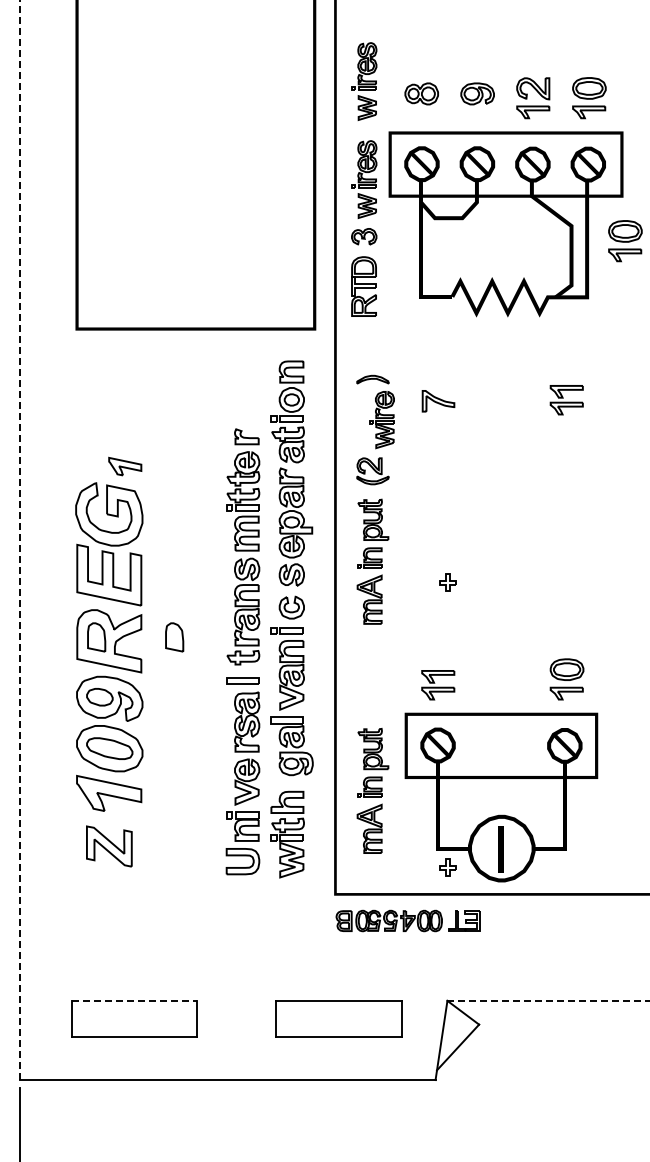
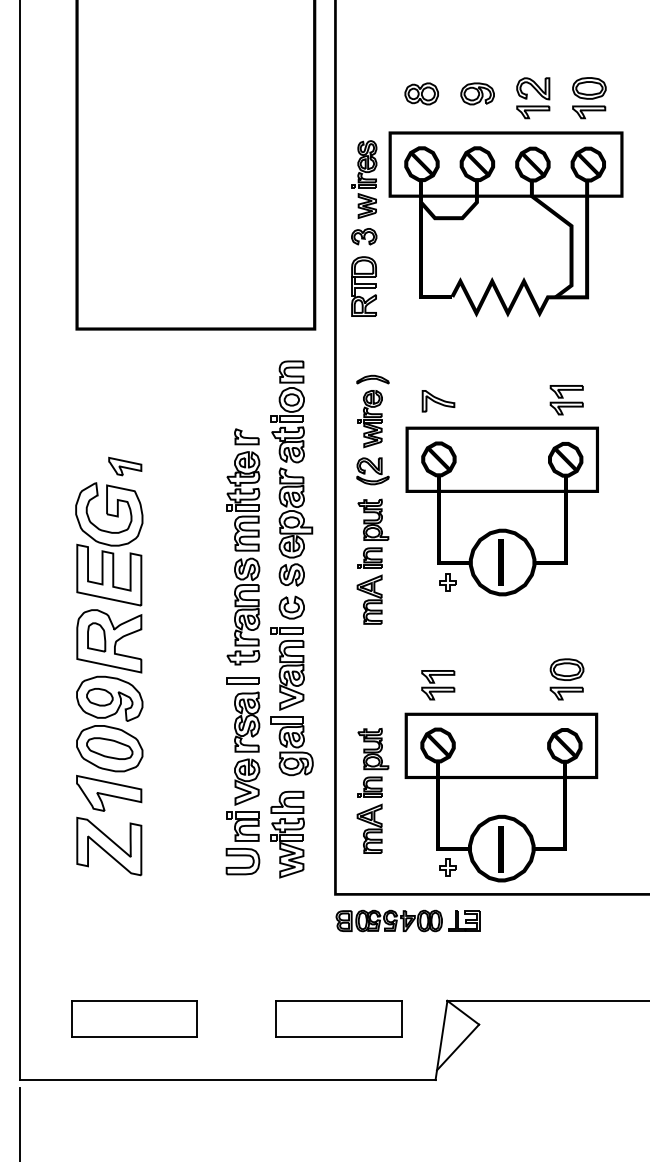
part: present -> none (364, 81)
part: present -> none (625, 241)
part position: (381, 420) -> (369, 419) (369, 419)
part: none -> present (501, 511)
line: dashed -> solid (19, 540)
part: present -> none (174, 637)
part size: 47x43 px -> 67x61 px (109, 846)
line: dashed -> solid (134, 1000)
line: dashed -> solid (548, 1000)
